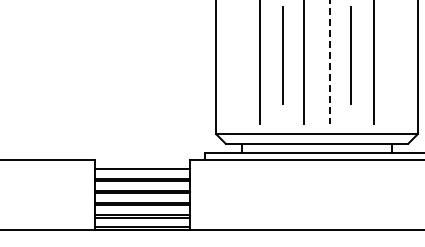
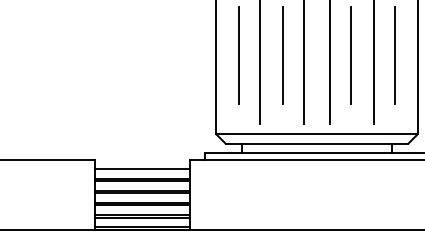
line: none -> present (239, 55)
line: none -> present (394, 55)
line: dashed -> solid (329, 62)
